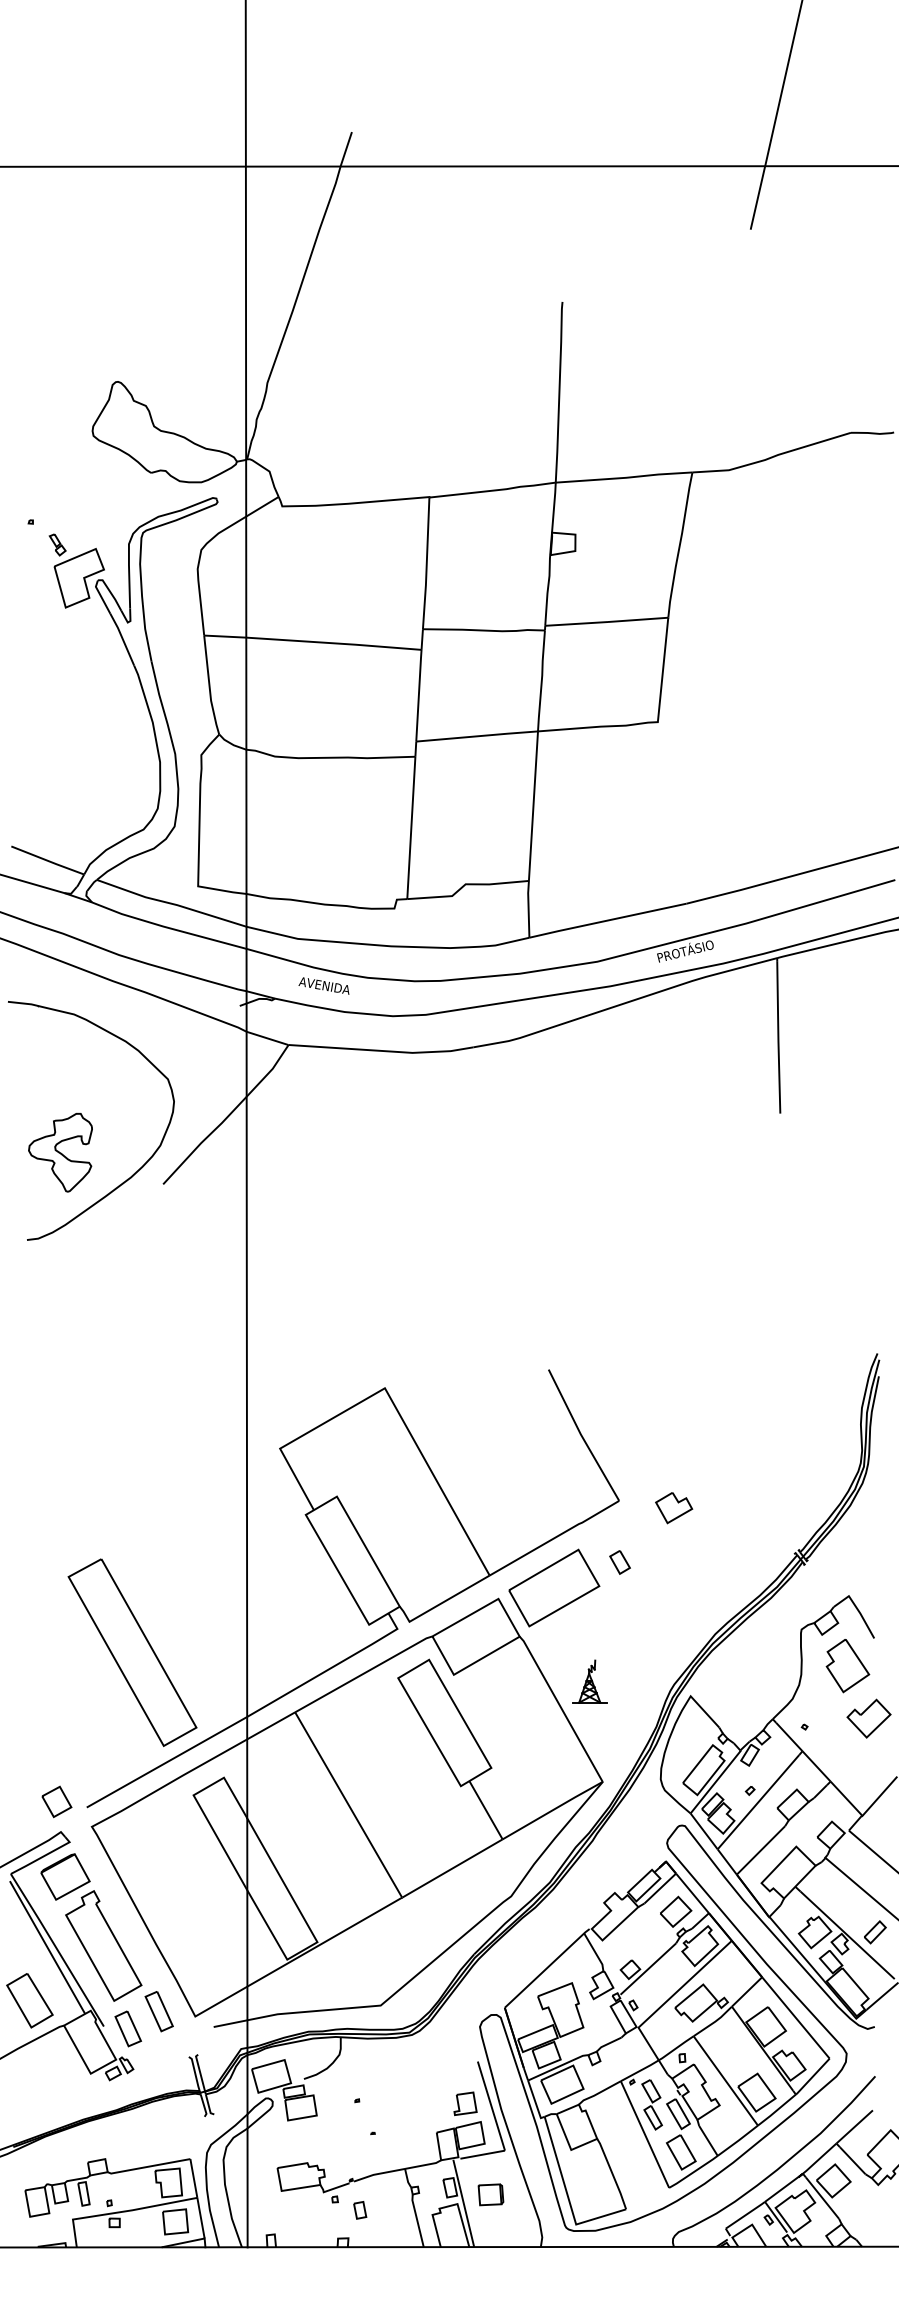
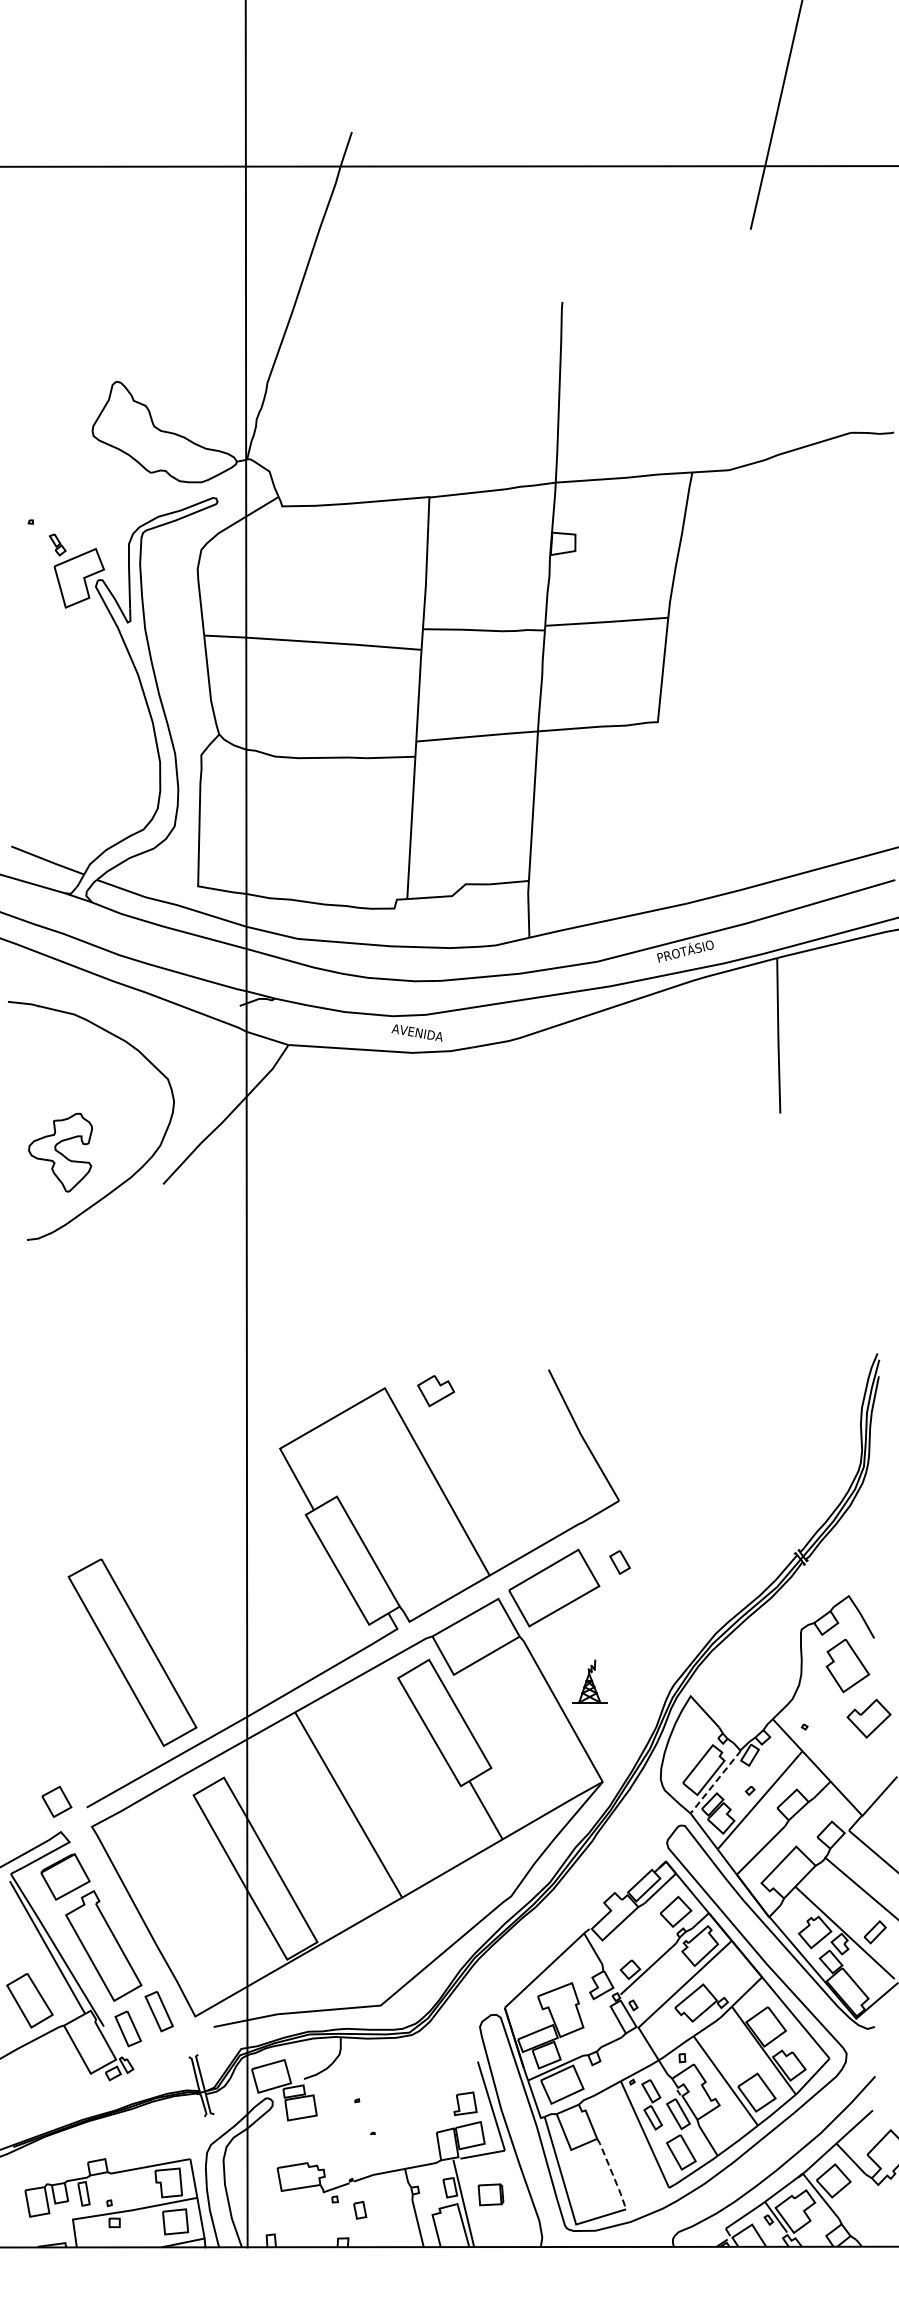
text position: (323, 985) -> (416, 1032) (416, 1032)
part position: (674, 1508) -> (436, 1391) (436, 1391)
line: solid -> dashed (715, 1781)
line: solid -> dashed (612, 2173)
